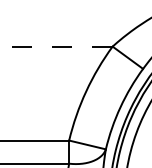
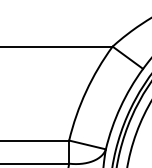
line: dashed -> solid (56, 46)
